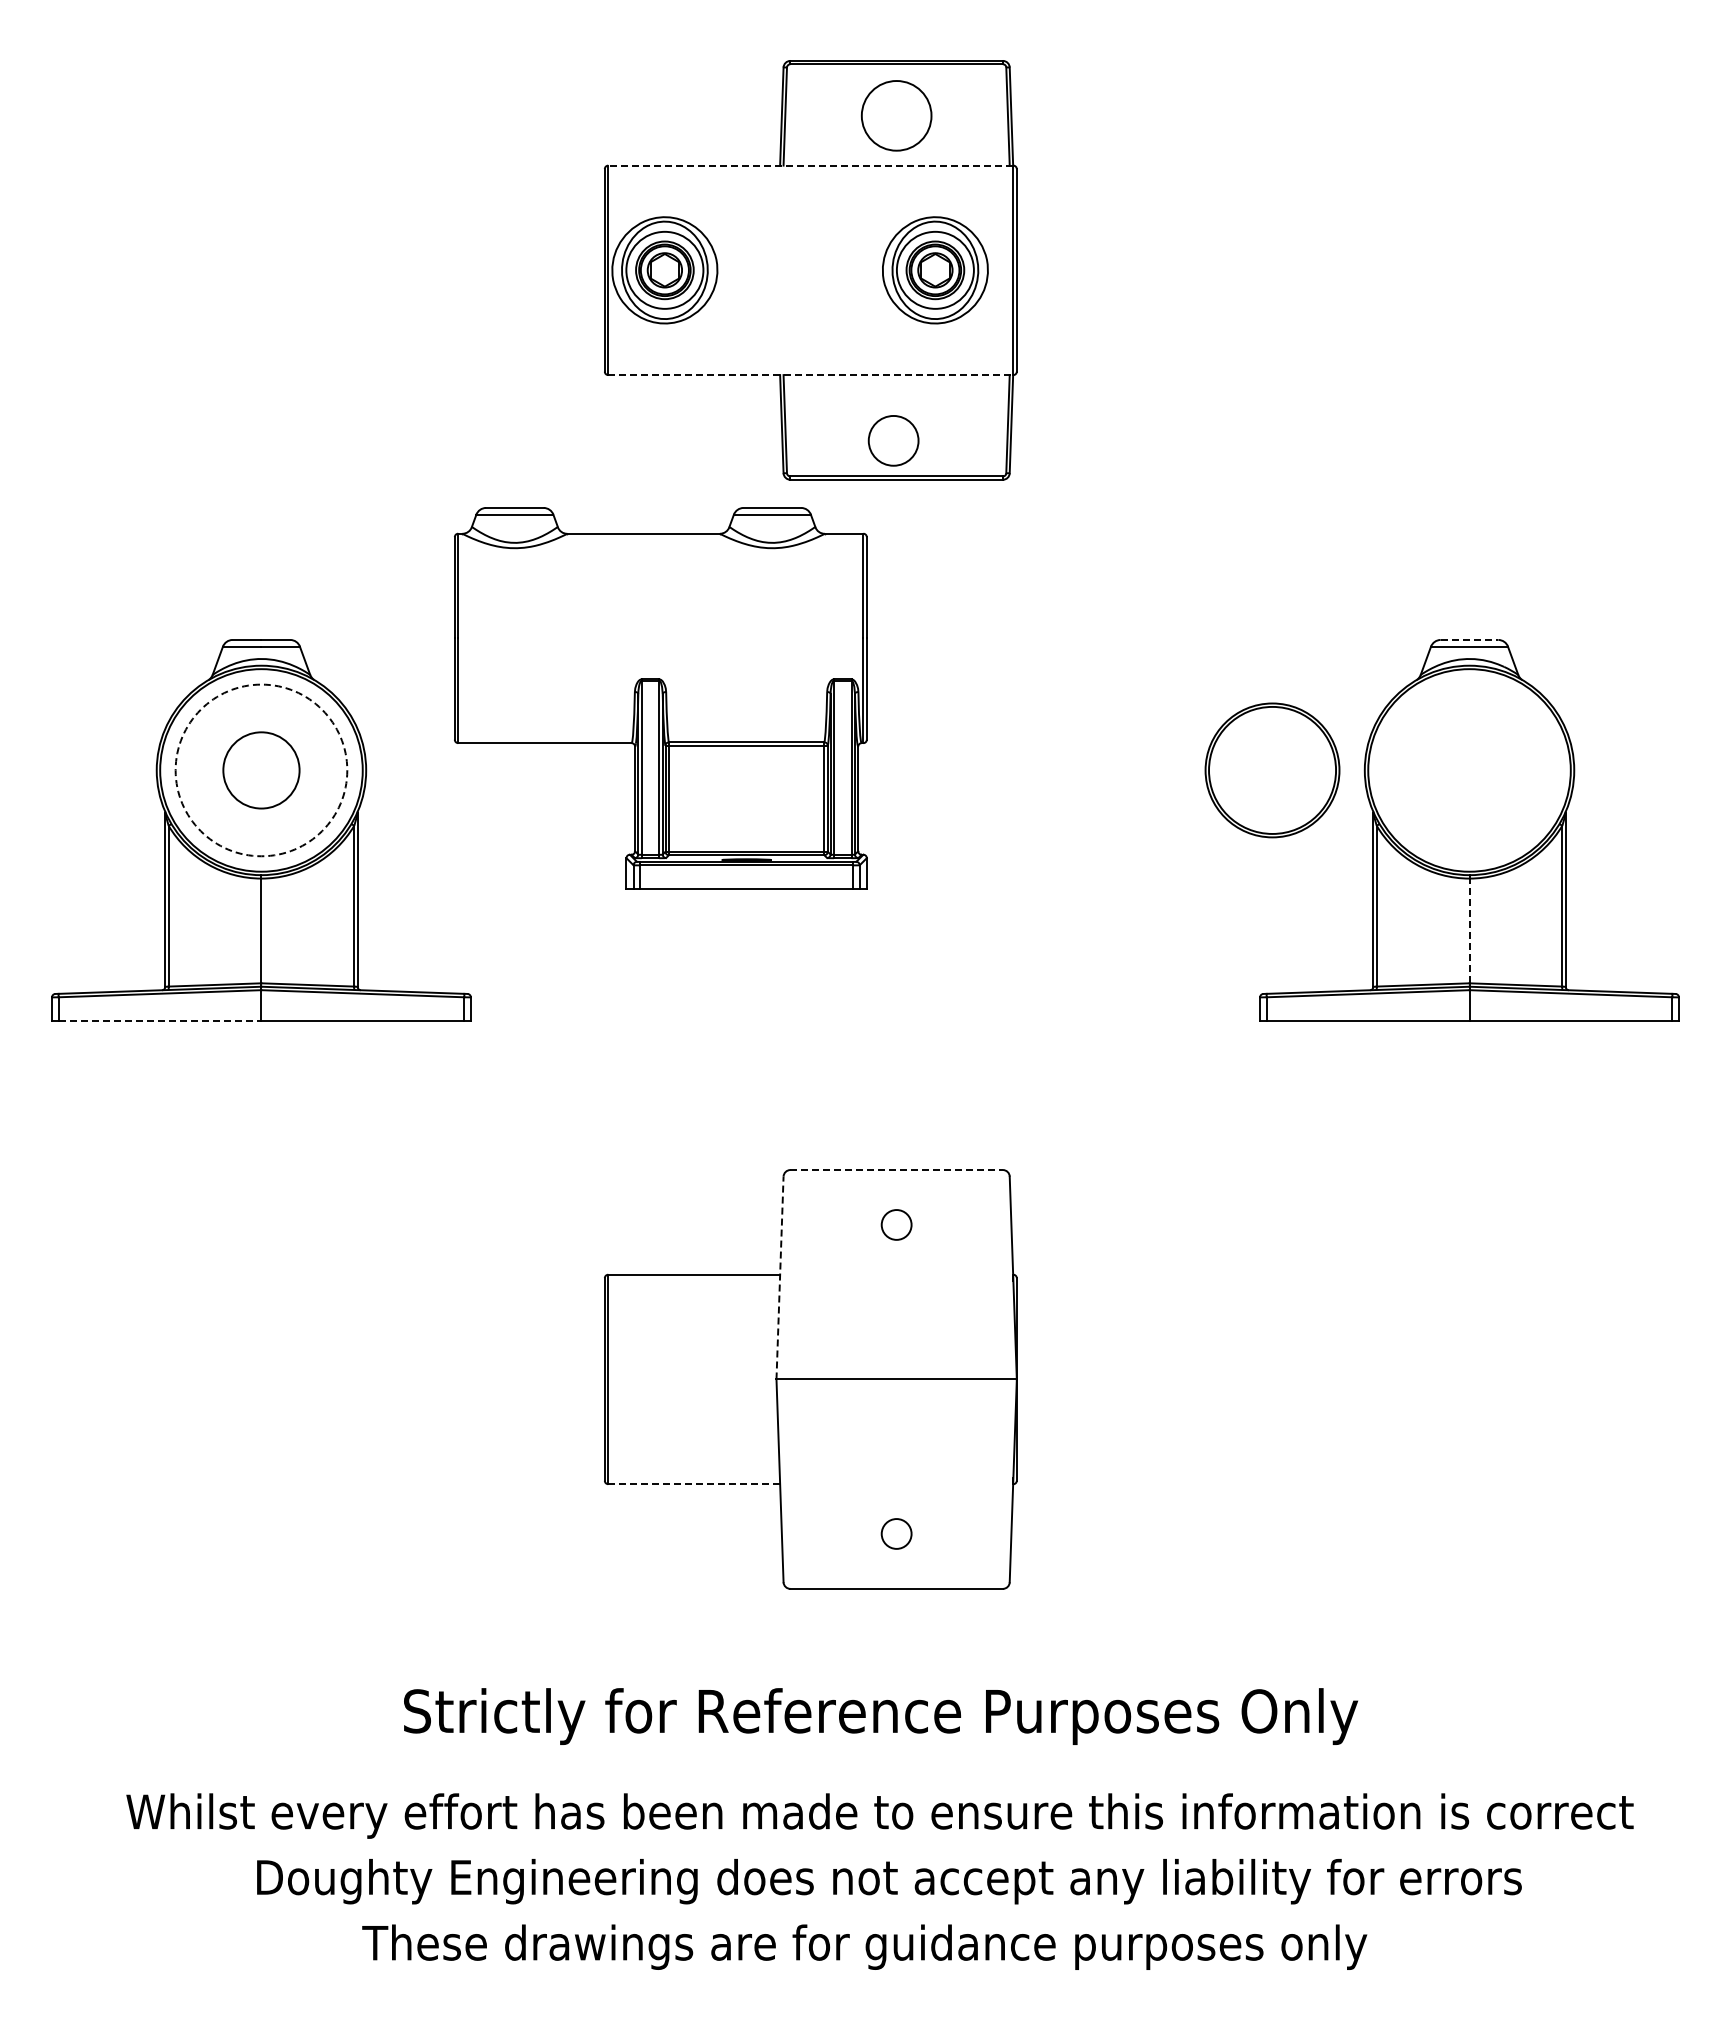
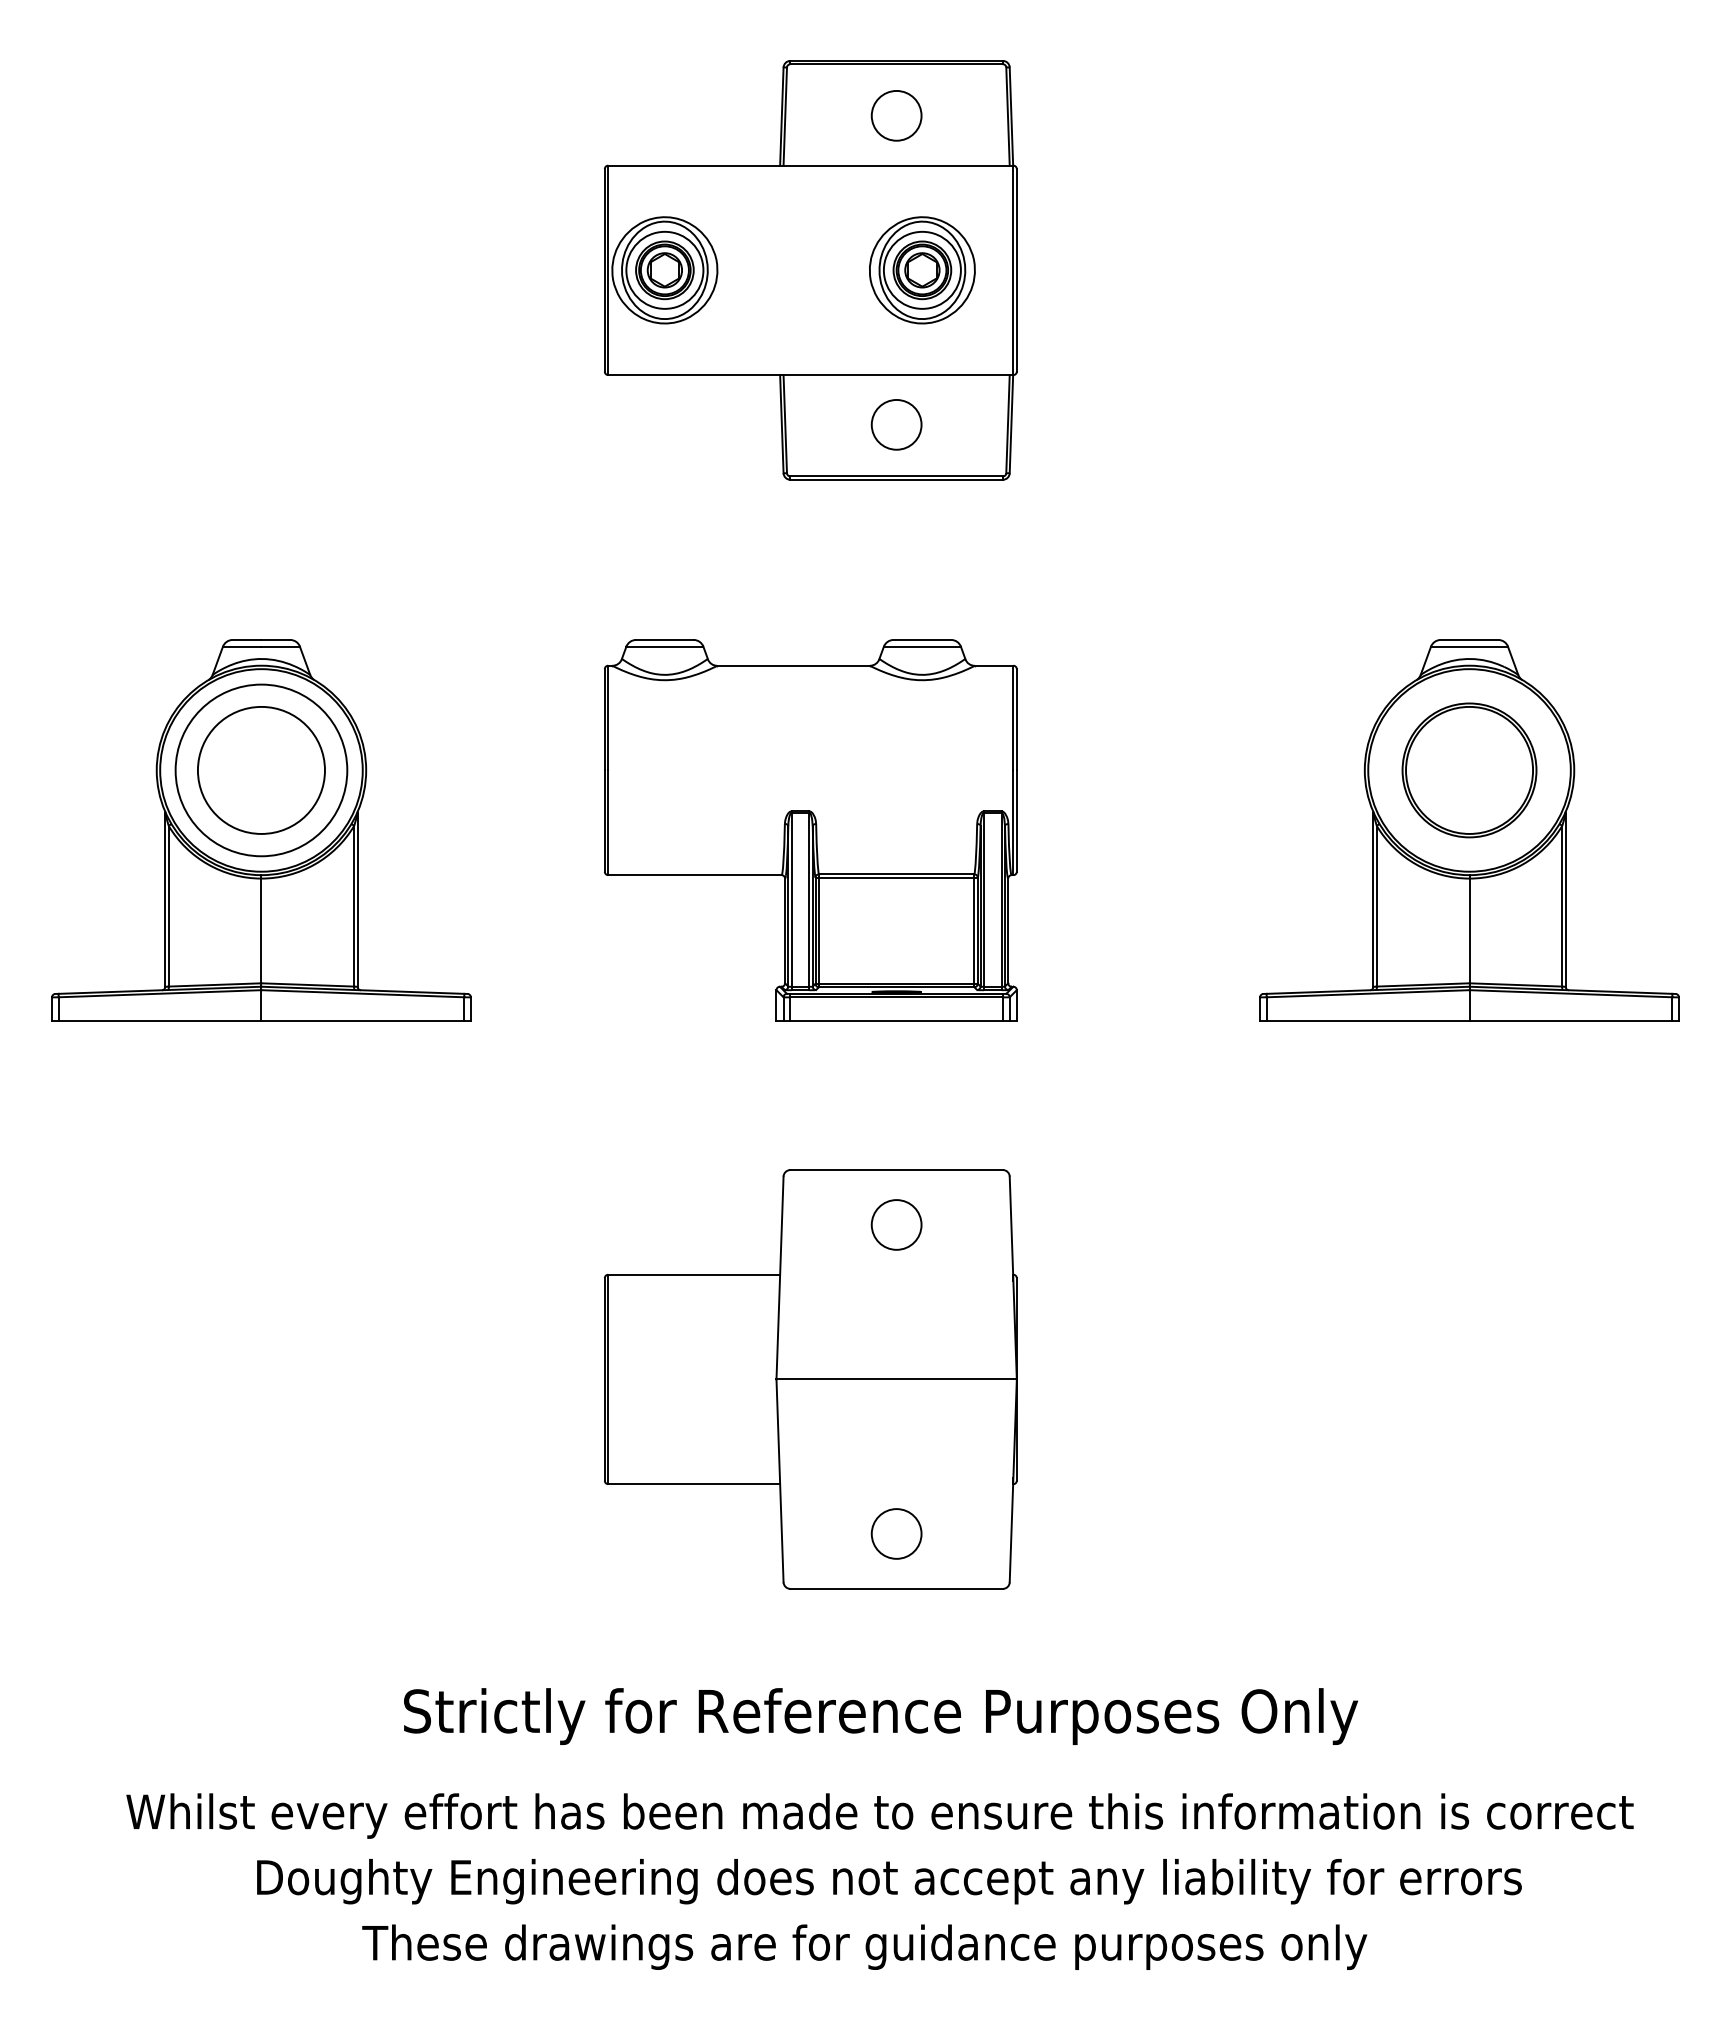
circle diameter: 70 px -> 50 px (896, 115)
line: dashed -> solid (810, 165)
part position: (935, 270) -> (922, 270) (922, 270)
line: dashed -> solid (810, 375)
circle position: (893, 440) -> (896, 424) (896, 424)
line: dashed -> solid (1469, 639)
part position: (660, 698) -> (810, 830) (810, 830)
circle diameter: 76 px -> 127 px (260, 769)
circle: dashed -> solid (261, 770)
part position: (1272, 770) -> (1469, 770) (1469, 770)
line: dashed -> solid (1469, 930)
line: dashed -> solid (160, 1021)
line: dashed -> solid (897, 1170)
circle diameter: 30 px -> 50 px (896, 1224)
line: dashed -> solid (780, 1277)
line: dashed -> solid (694, 1484)
circle diameter: 30 px -> 50 px (896, 1533)
